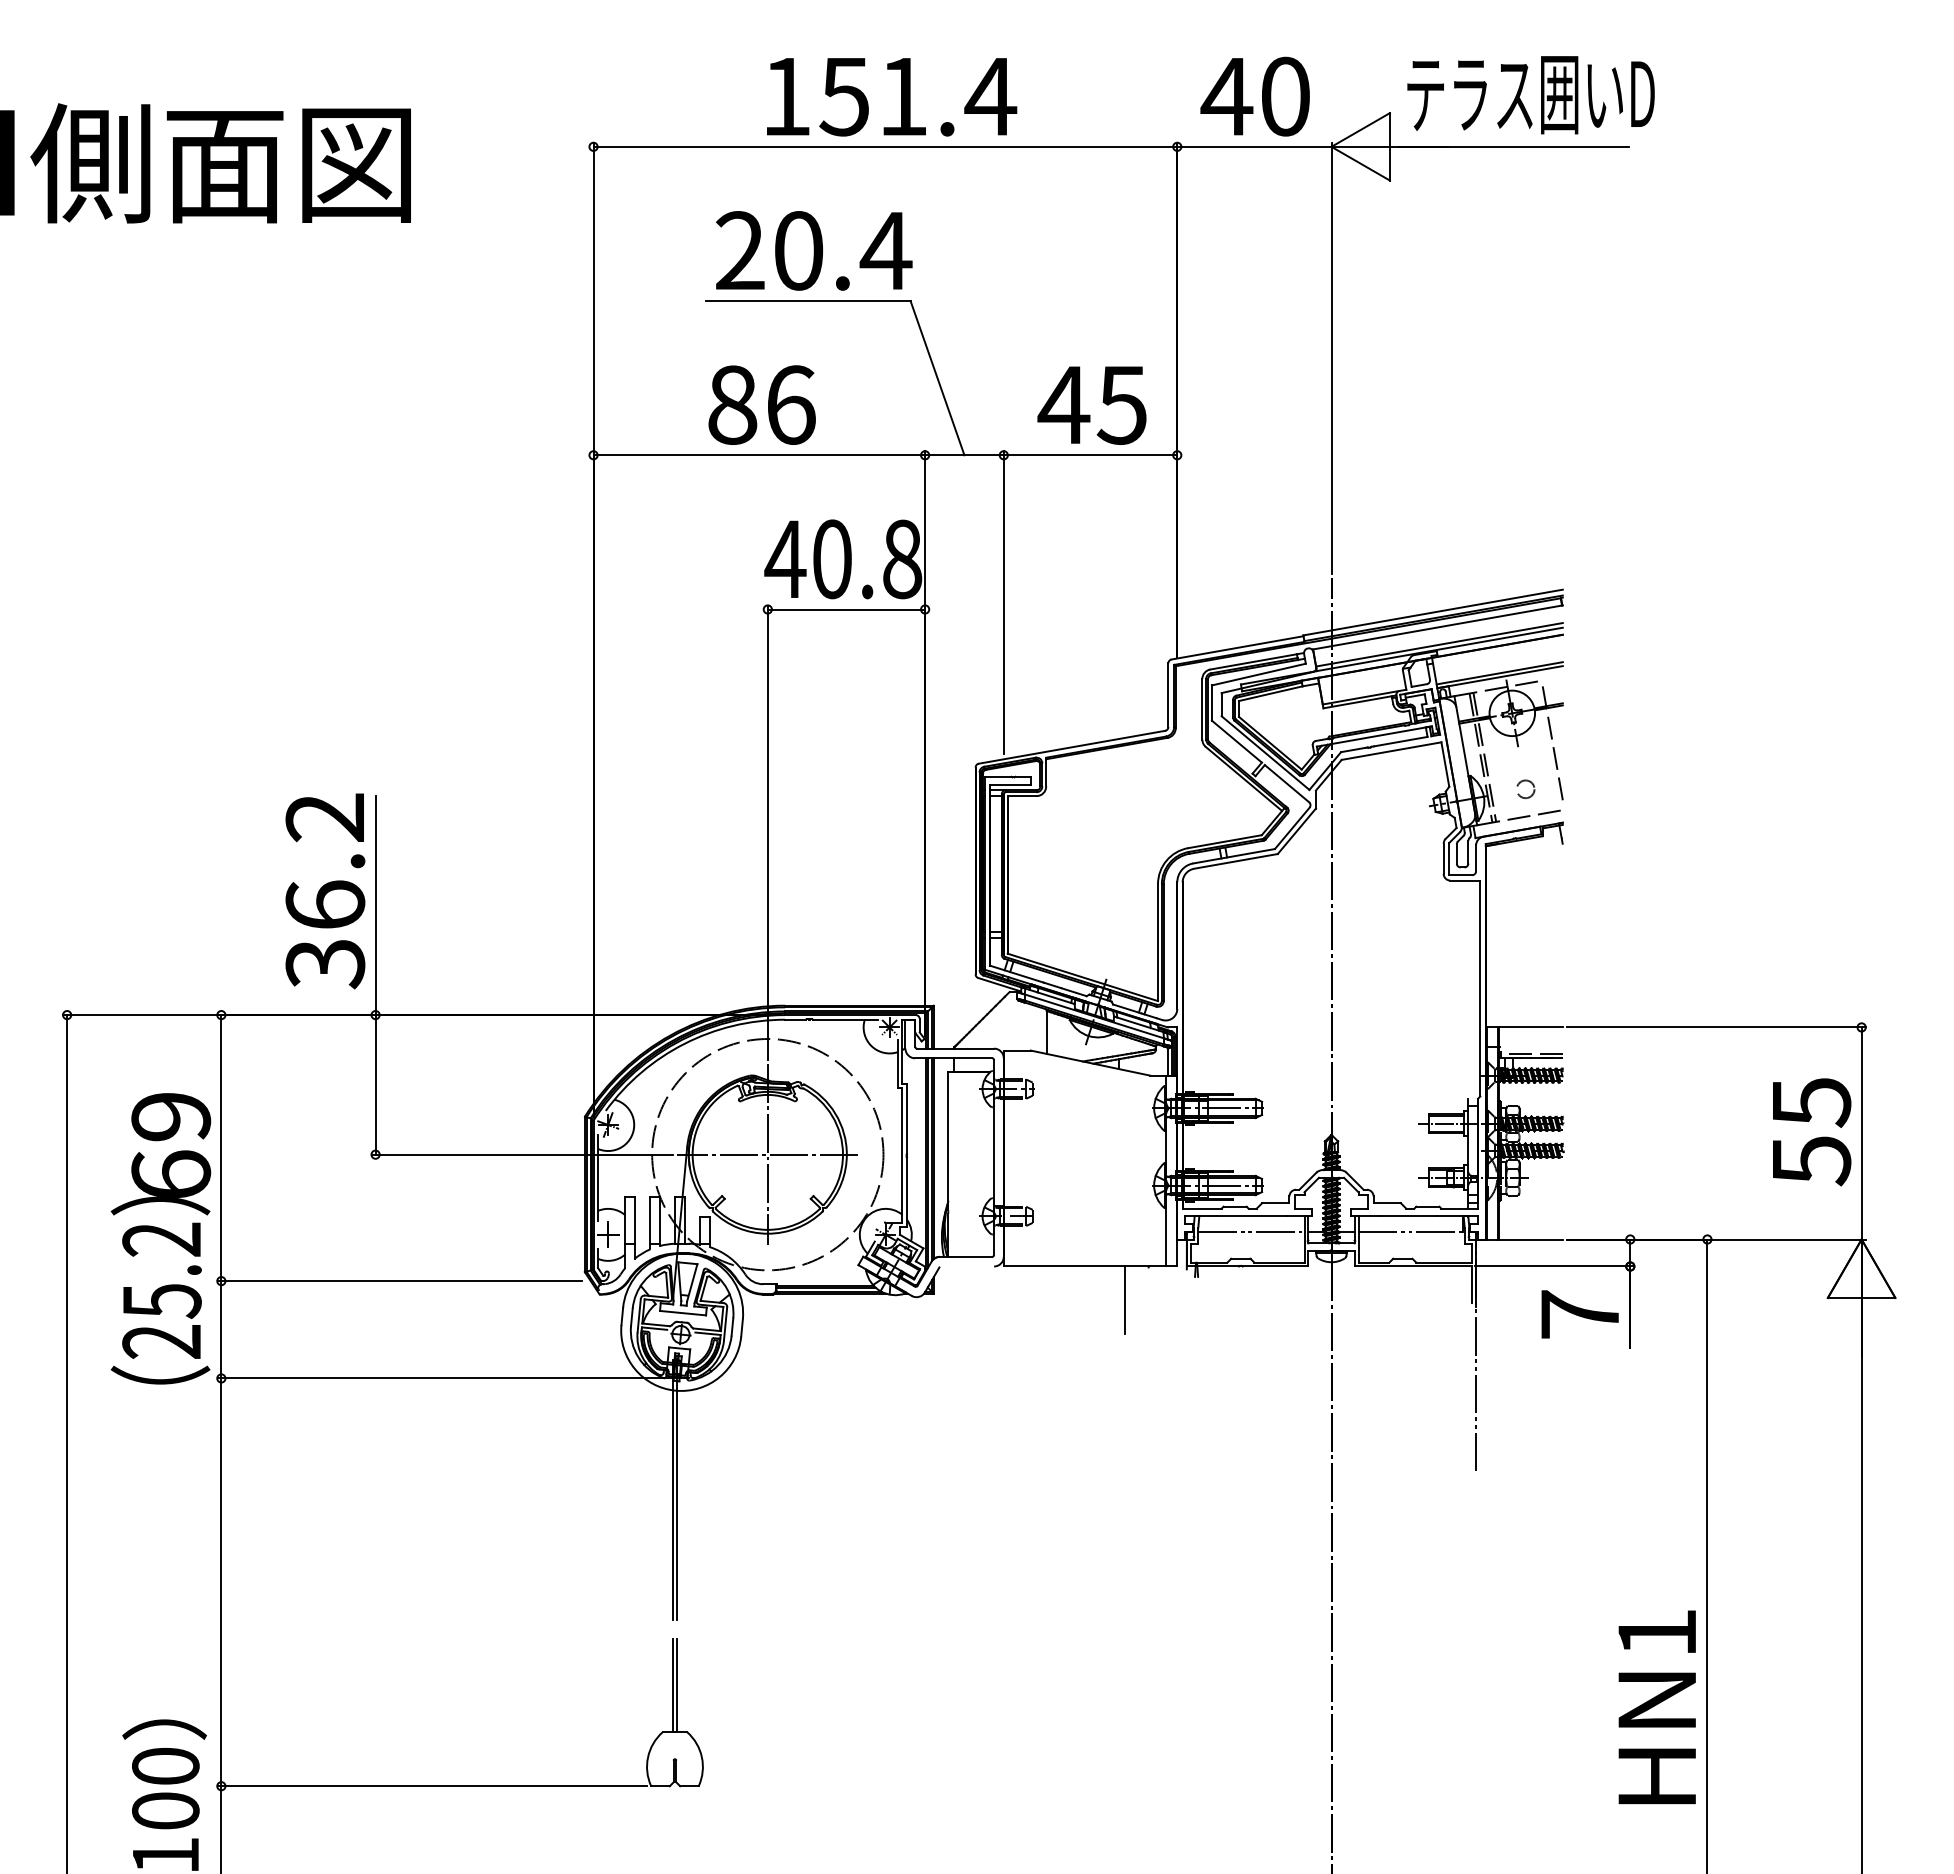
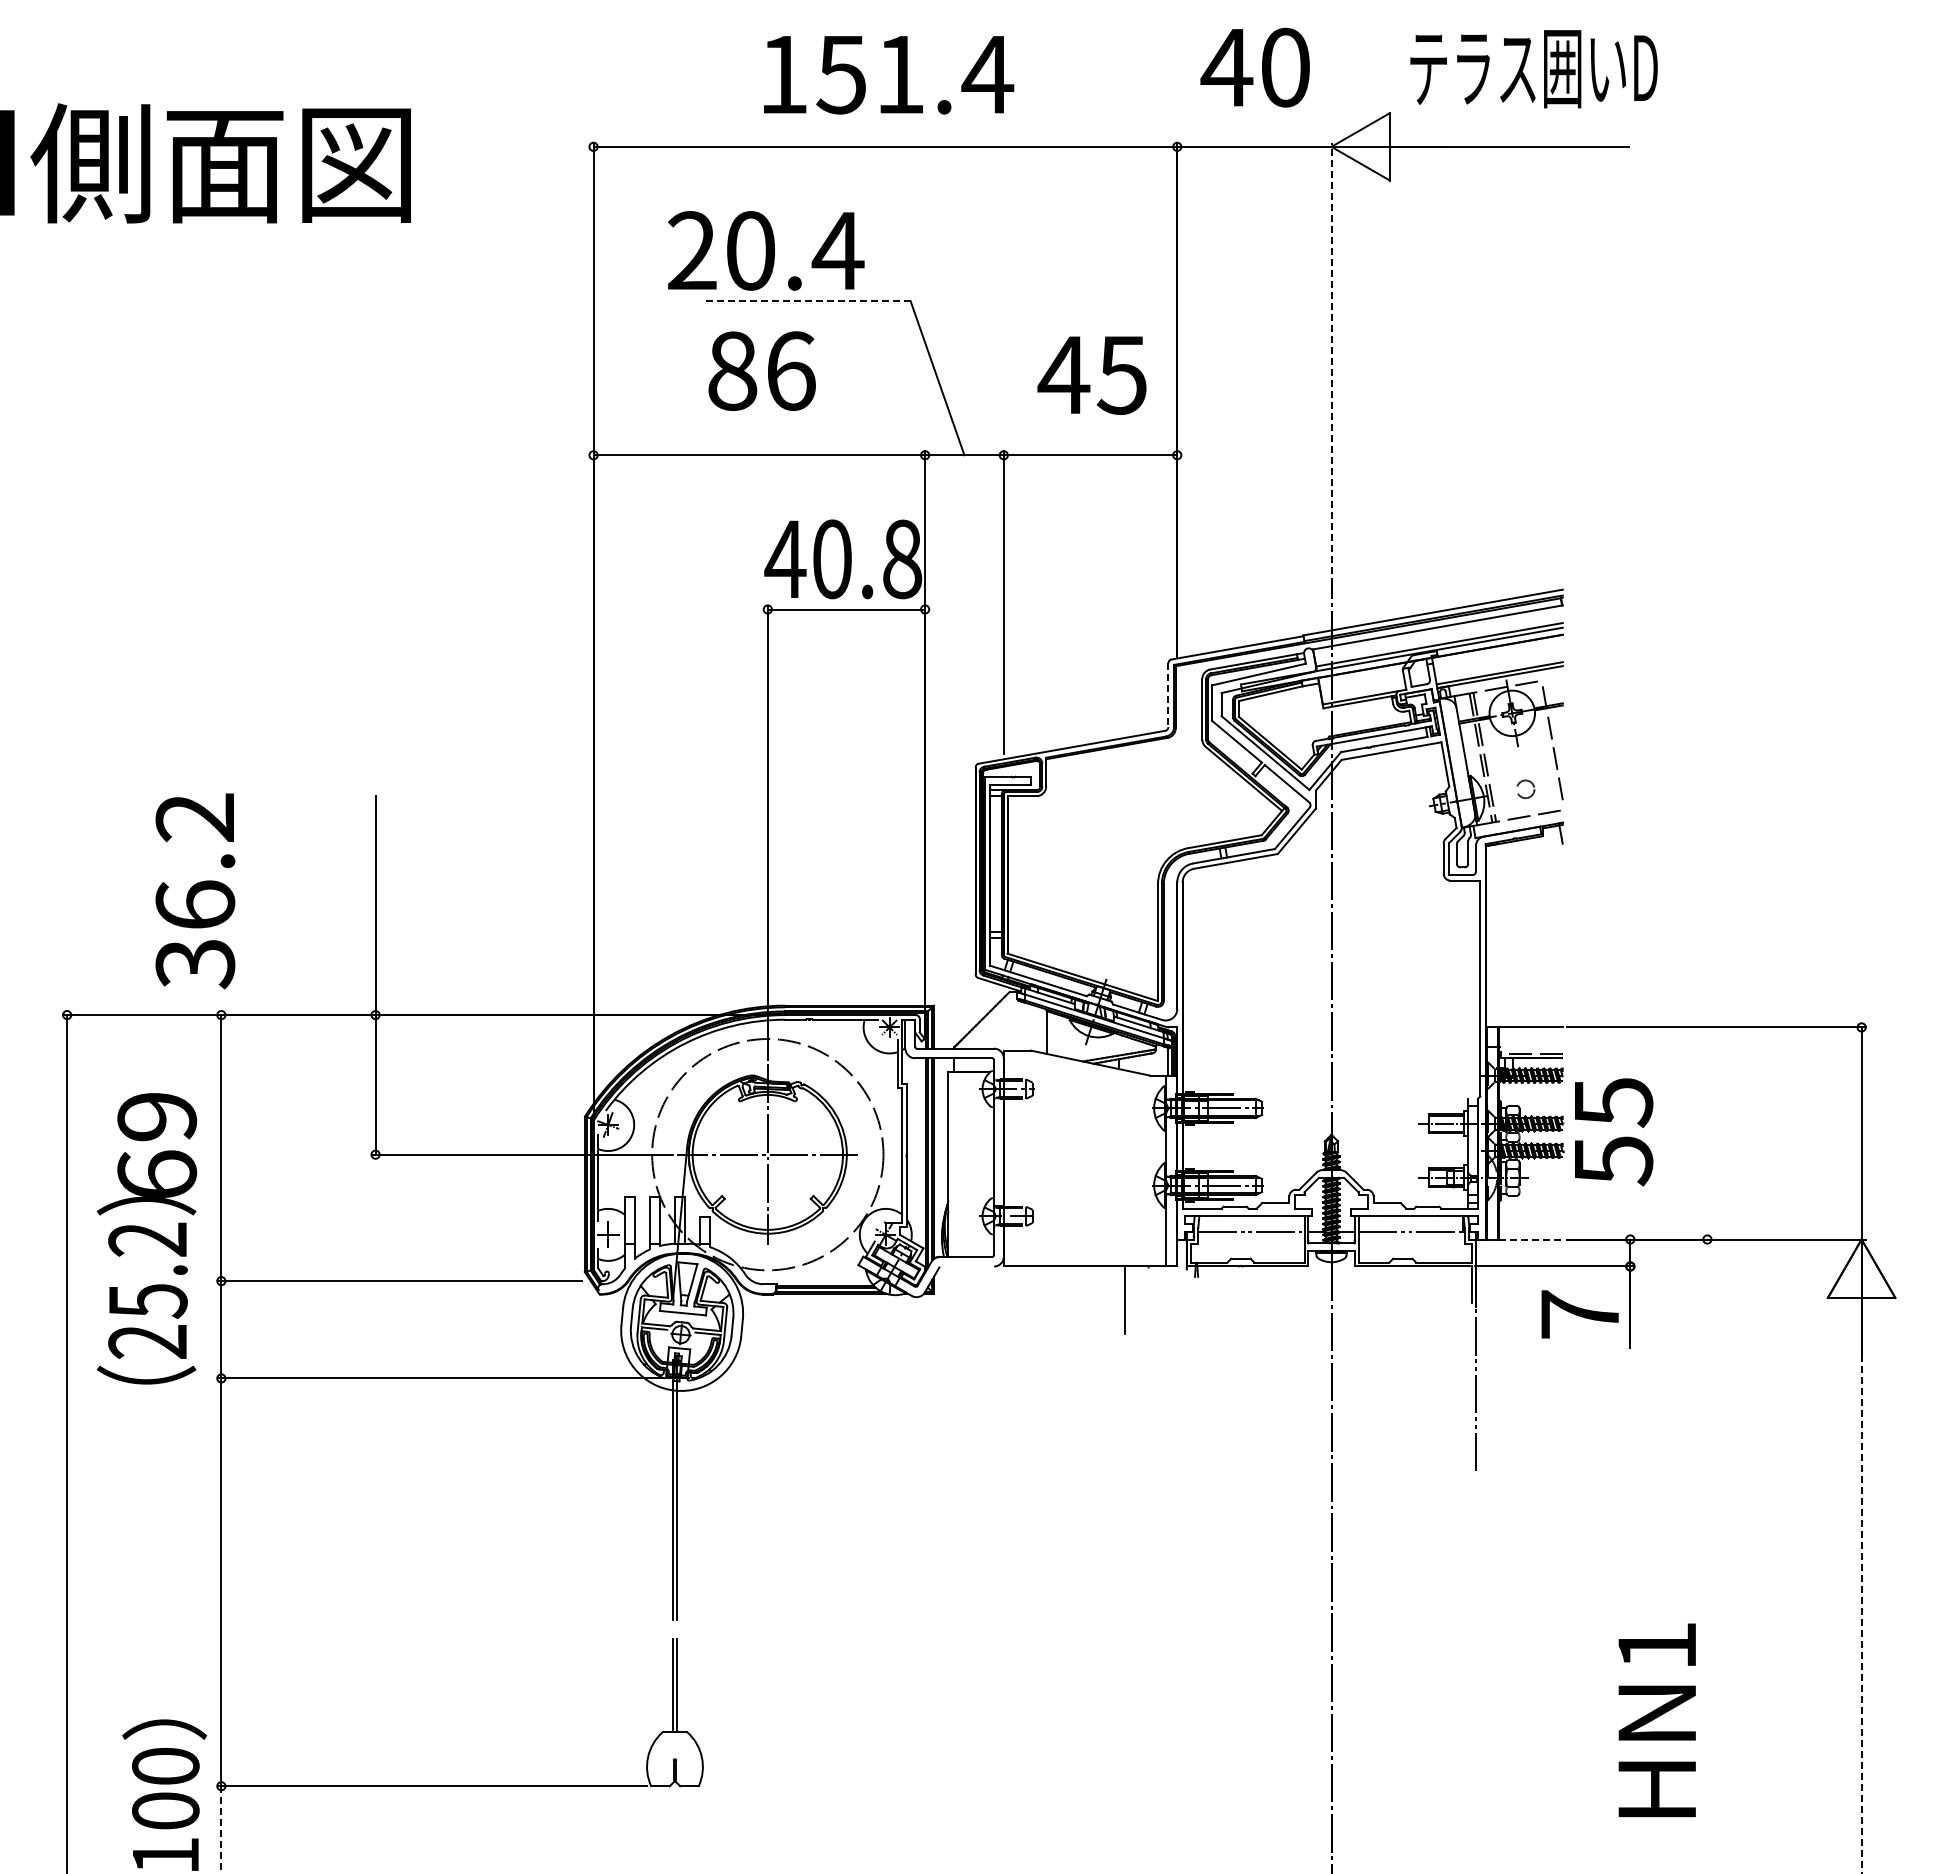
text position: (1530, 95) -> (1533, 69) (1533, 69)
text position: (1254, 96) -> (1254, 67) (1254, 67)
text position: (892, 97) -> (889, 75) (889, 75)
text position: (814, 250) -> (766, 250) (766, 250)
line: solid -> dashed (807, 301)
line: solid -> dashed (1331, 358)
text position: (761, 404) -> (761, 370) (761, 370)
text position: (1091, 405) -> (1091, 375) (1091, 375)
line: solid -> dashed (1168, 695)
text position: (325, 891) -> (195, 891) (195, 891)
text position: (1812, 1132) -> (1614, 1132) (1614, 1132)
text position: (160, 1238) -> (146, 1238) (146, 1238)
line: solid -> dashed (1531, 1239)
line: present -> none (1707, 1554)
line: solid -> dashed (1861, 1589)
text position: (1656, 1707) -> (1656, 1720) (1656, 1720)
line: solid -> dashed (221, 1830)
